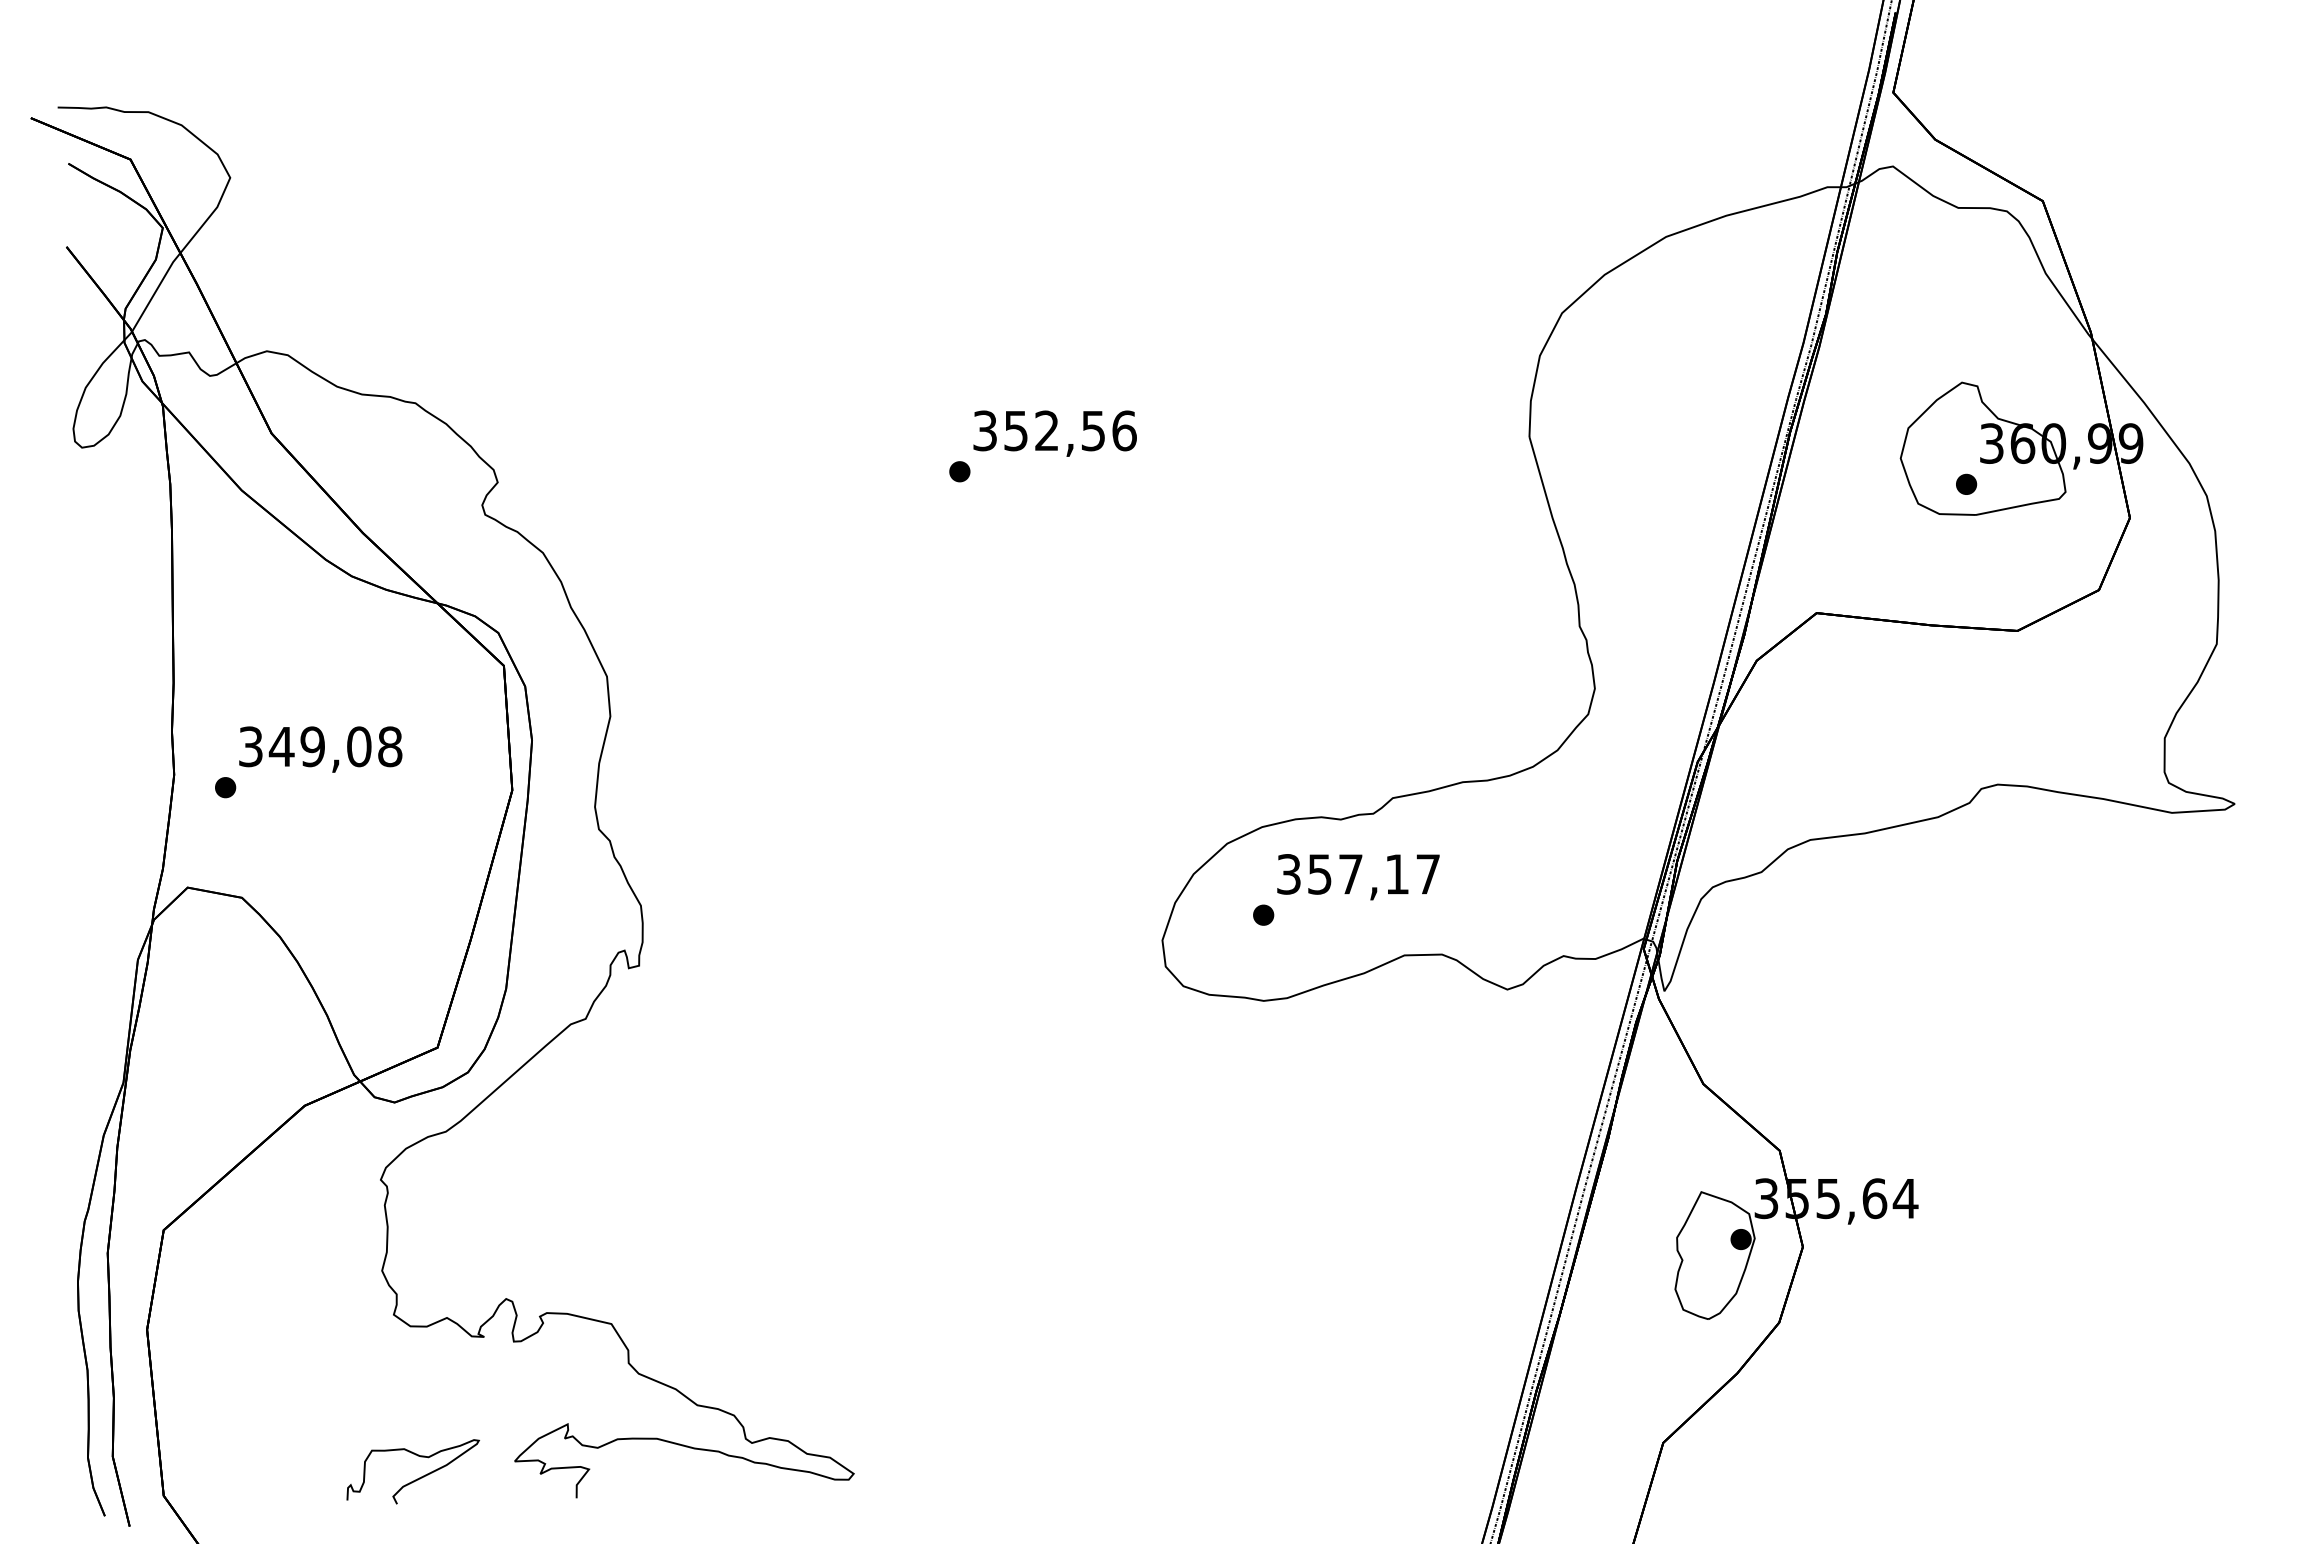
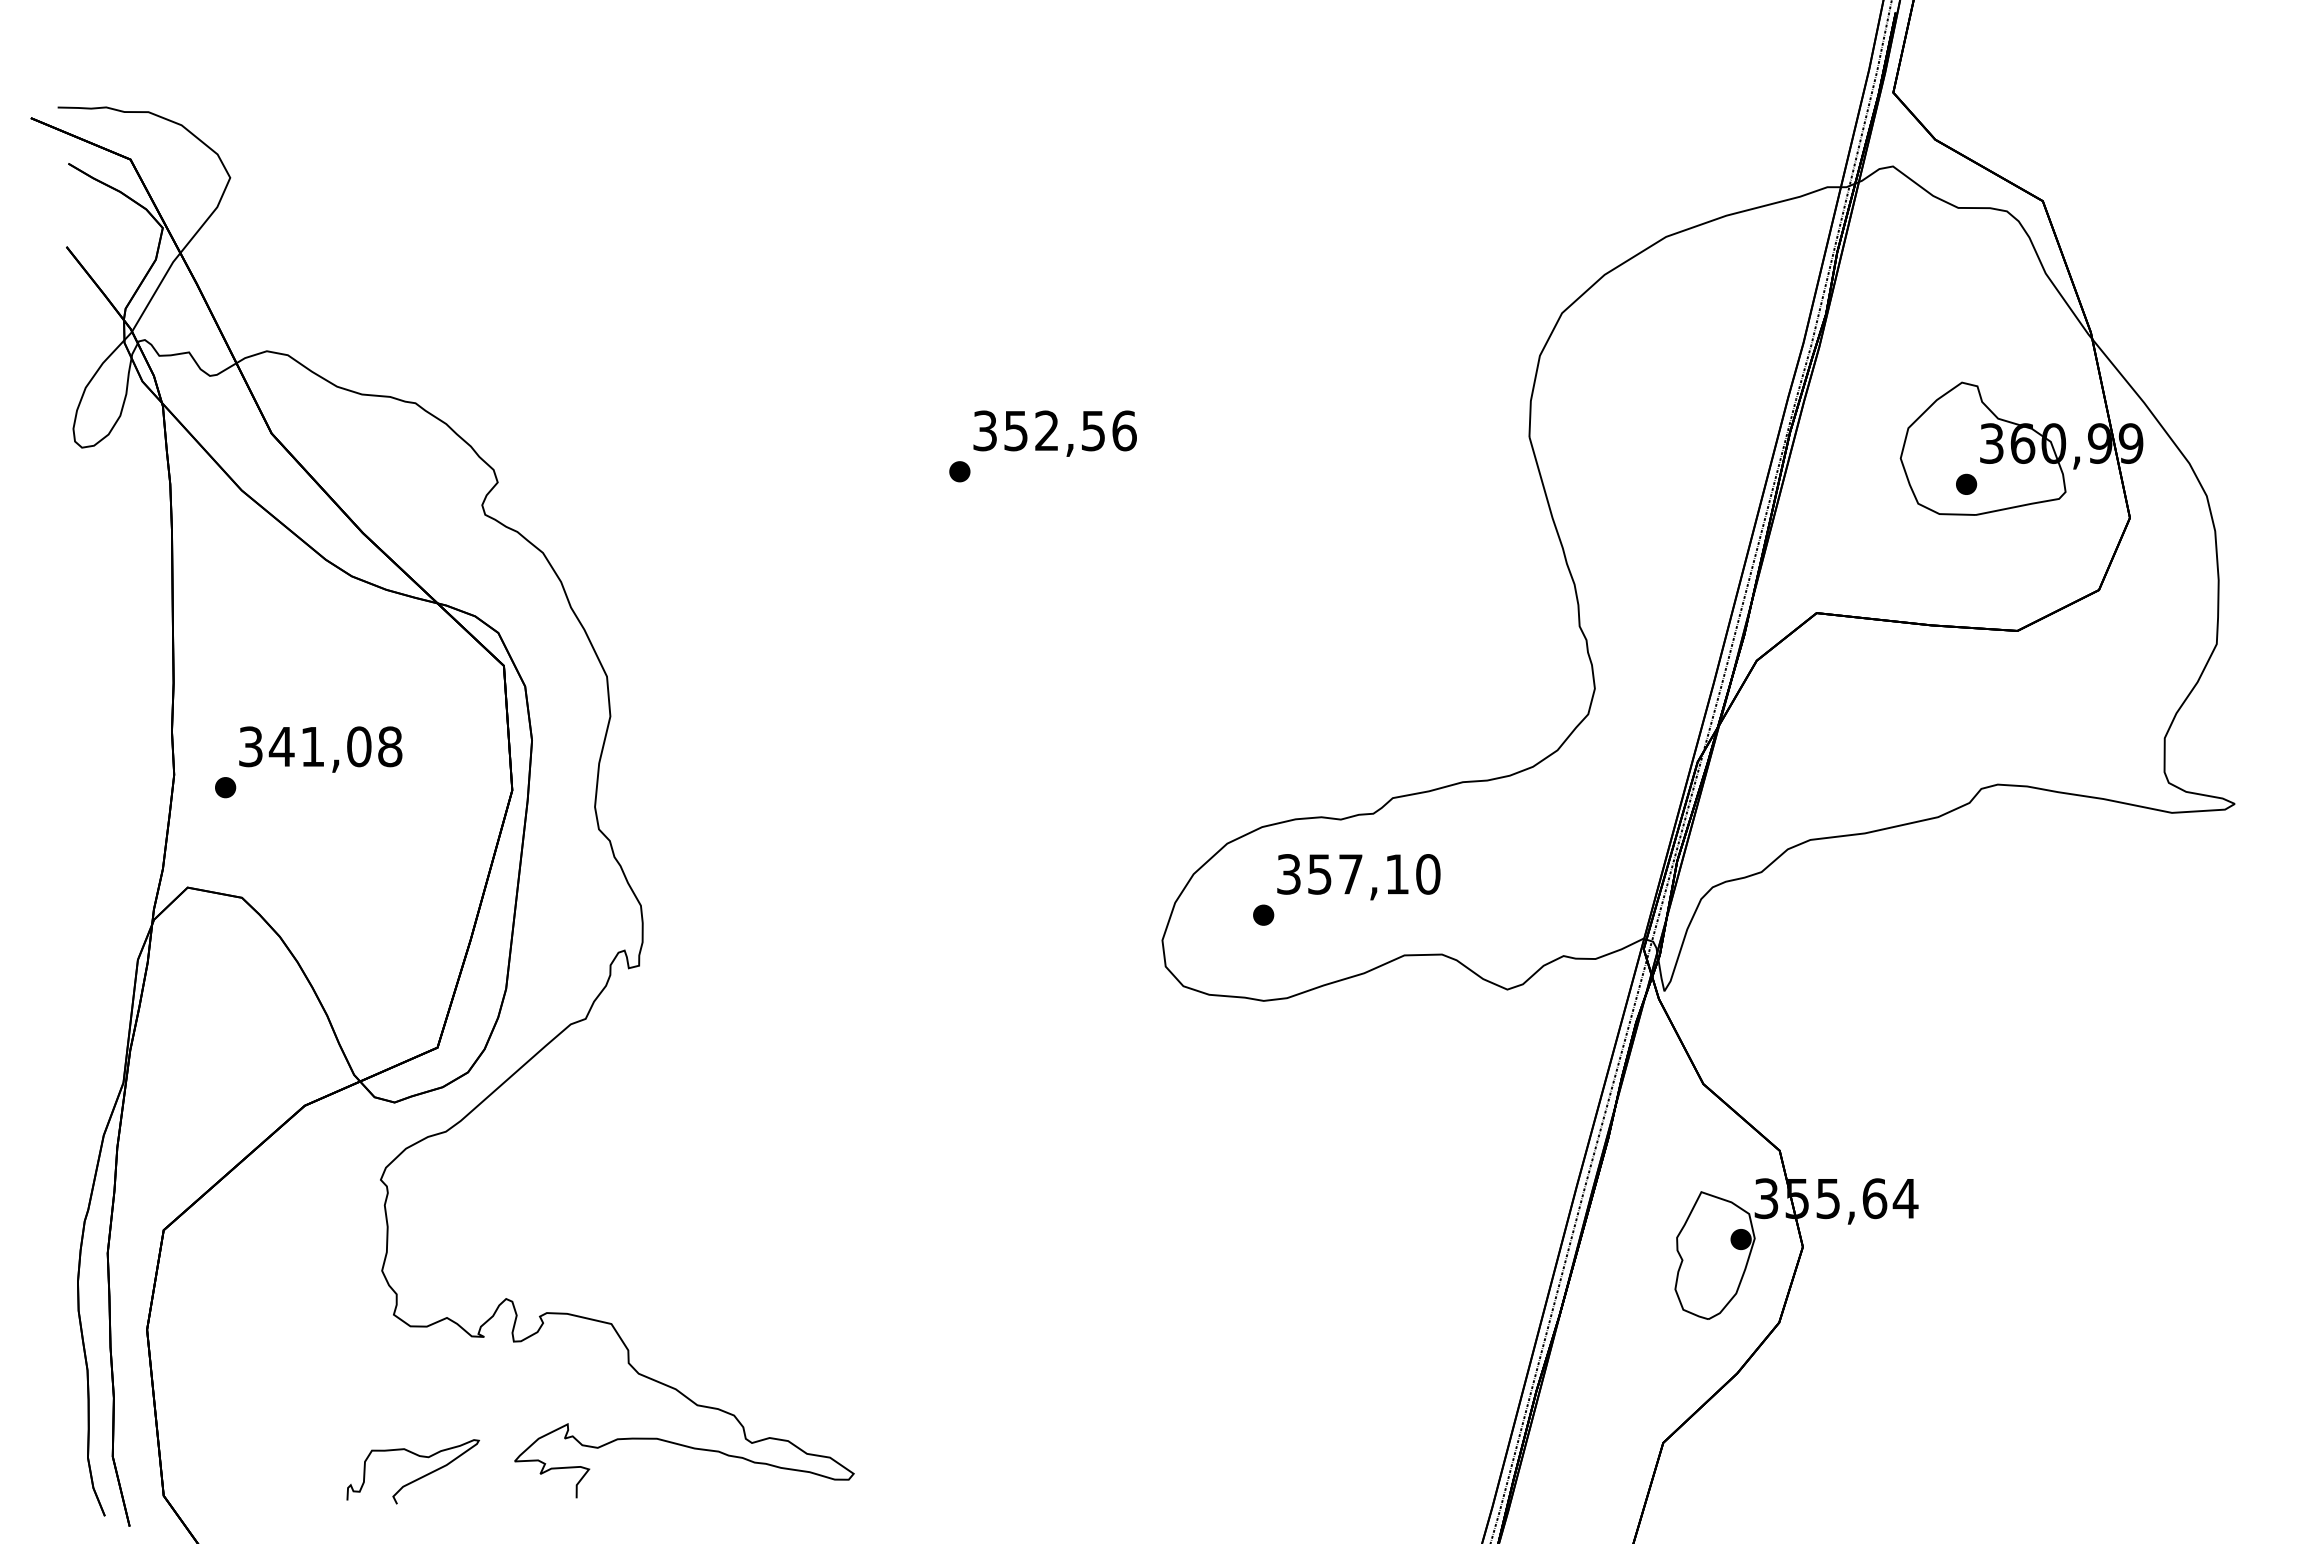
text: 349,08 -> 341,08 (312, 746)
text: 357,17 -> 357,10 (1428, 874)
